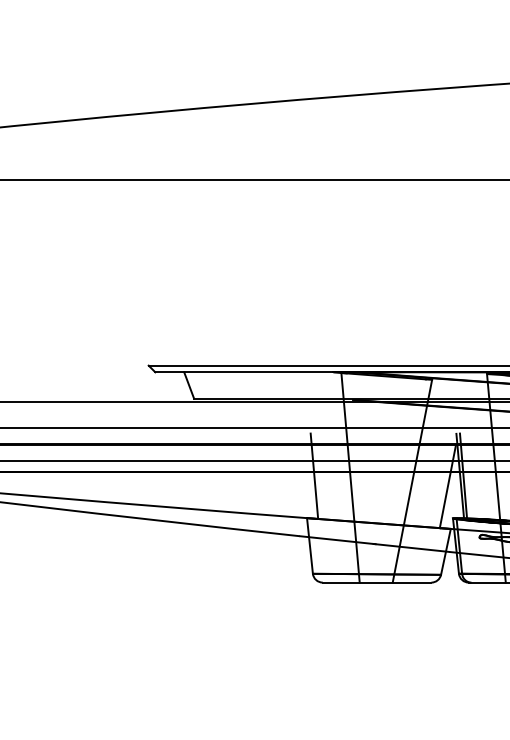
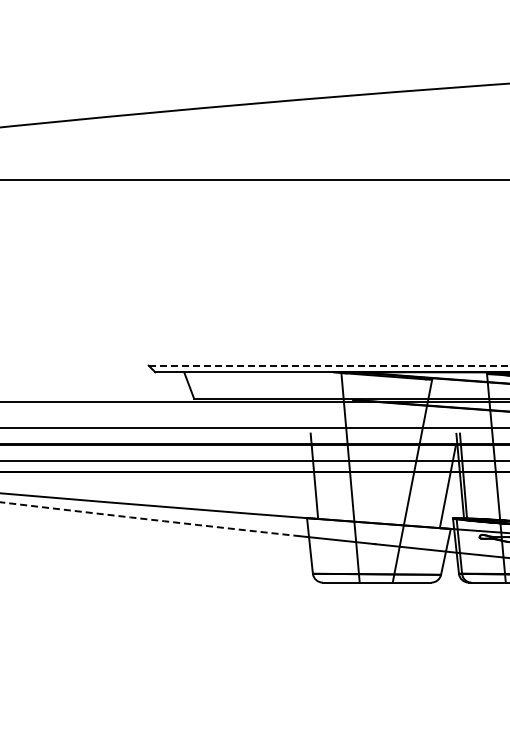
line: solid -> dashed (329, 365)
arc: solid -> dashed (150, 519)
